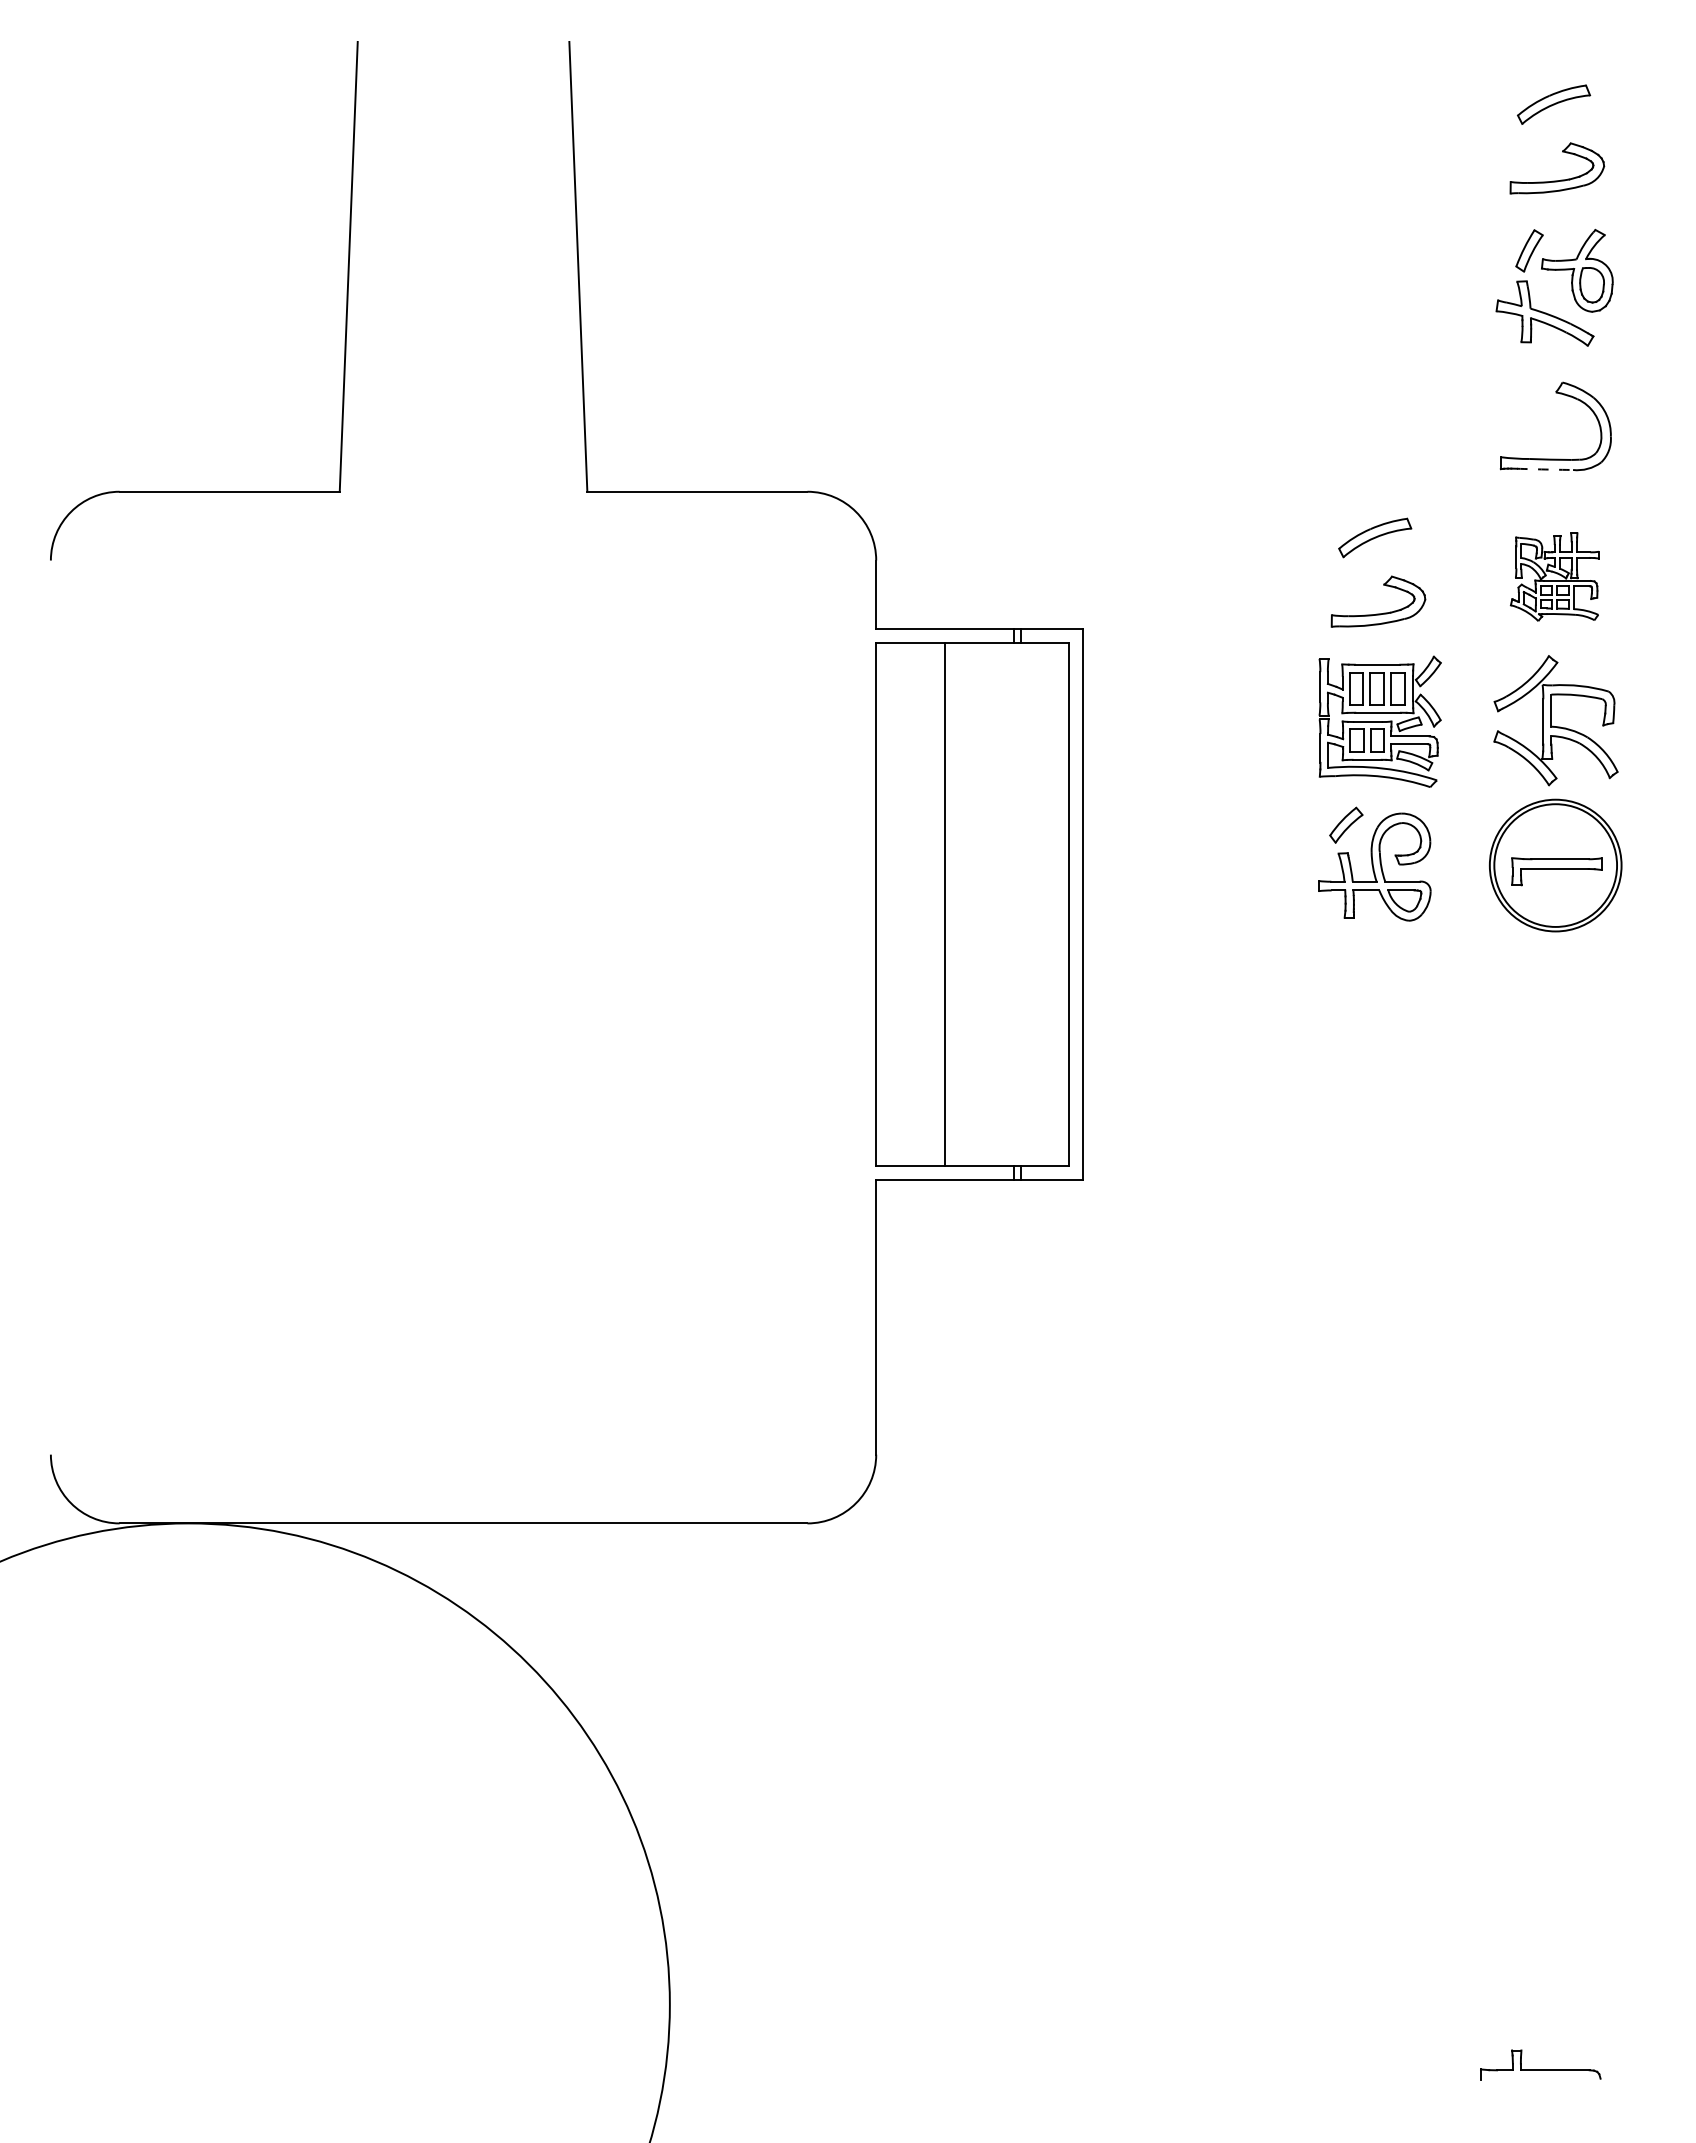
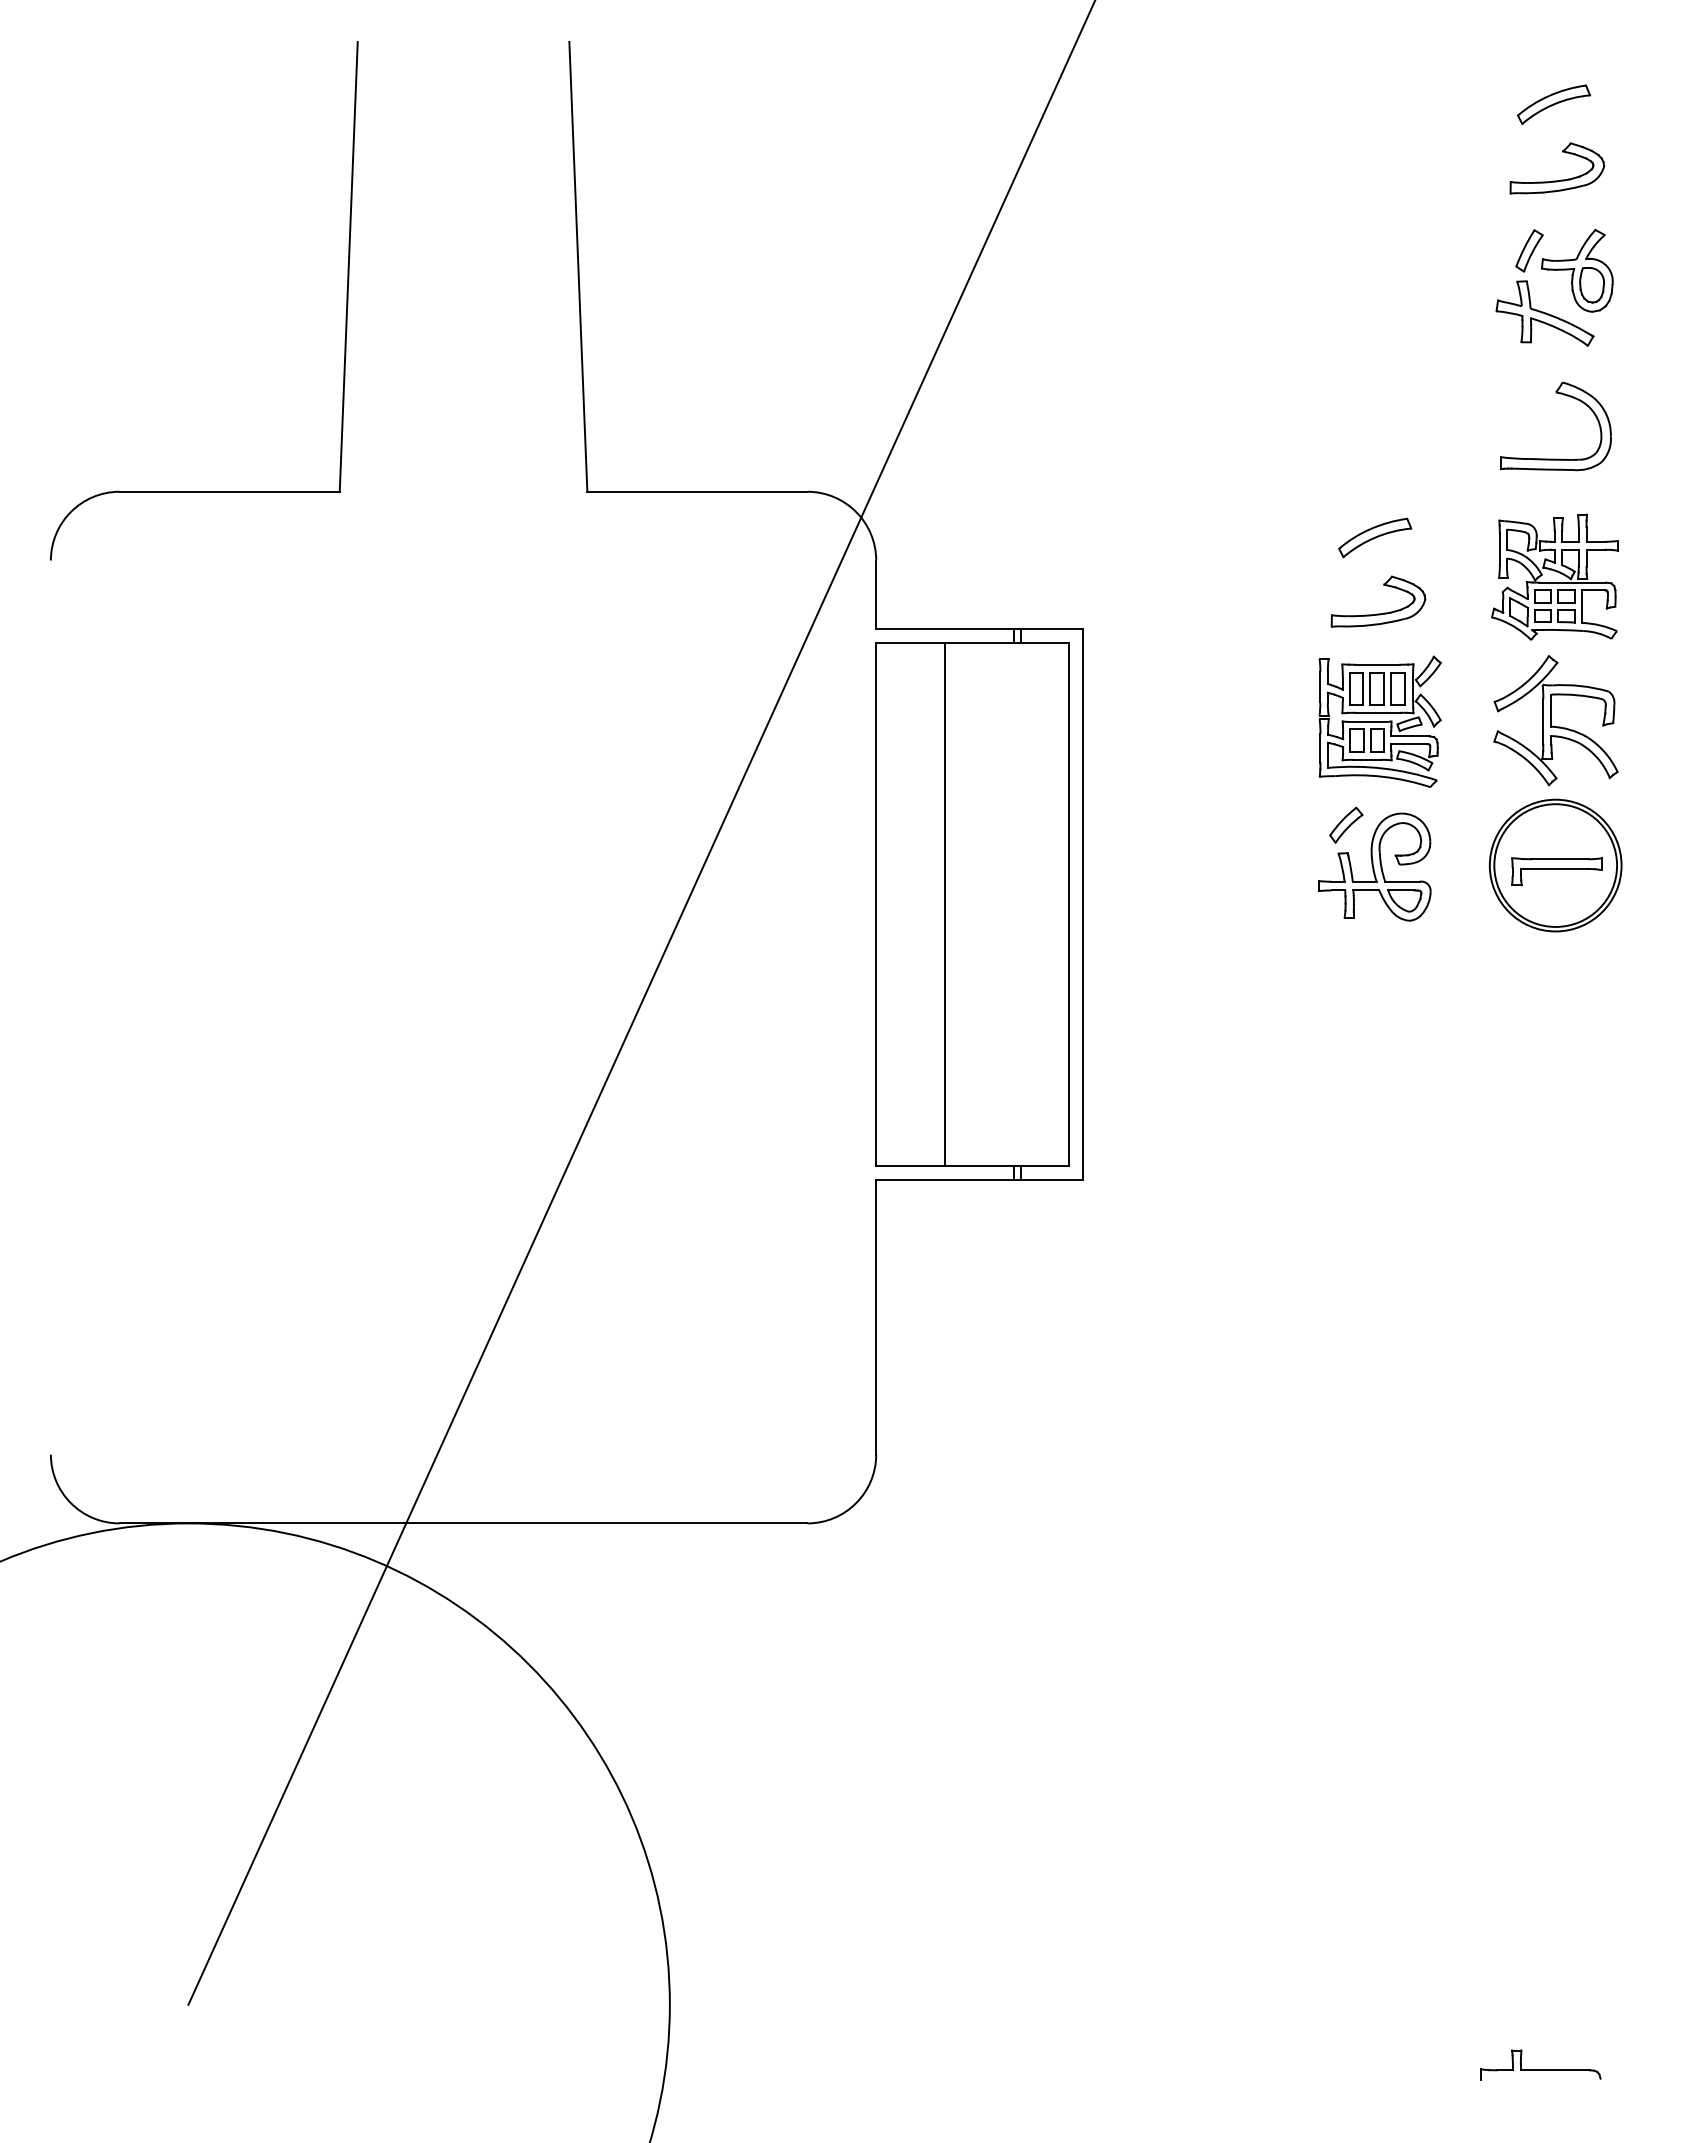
arc: dashed -> solid (1545, 469)
part size: 90x90 px -> 128x128 px (1554, 576)
line: none -> present (641, 1003)
